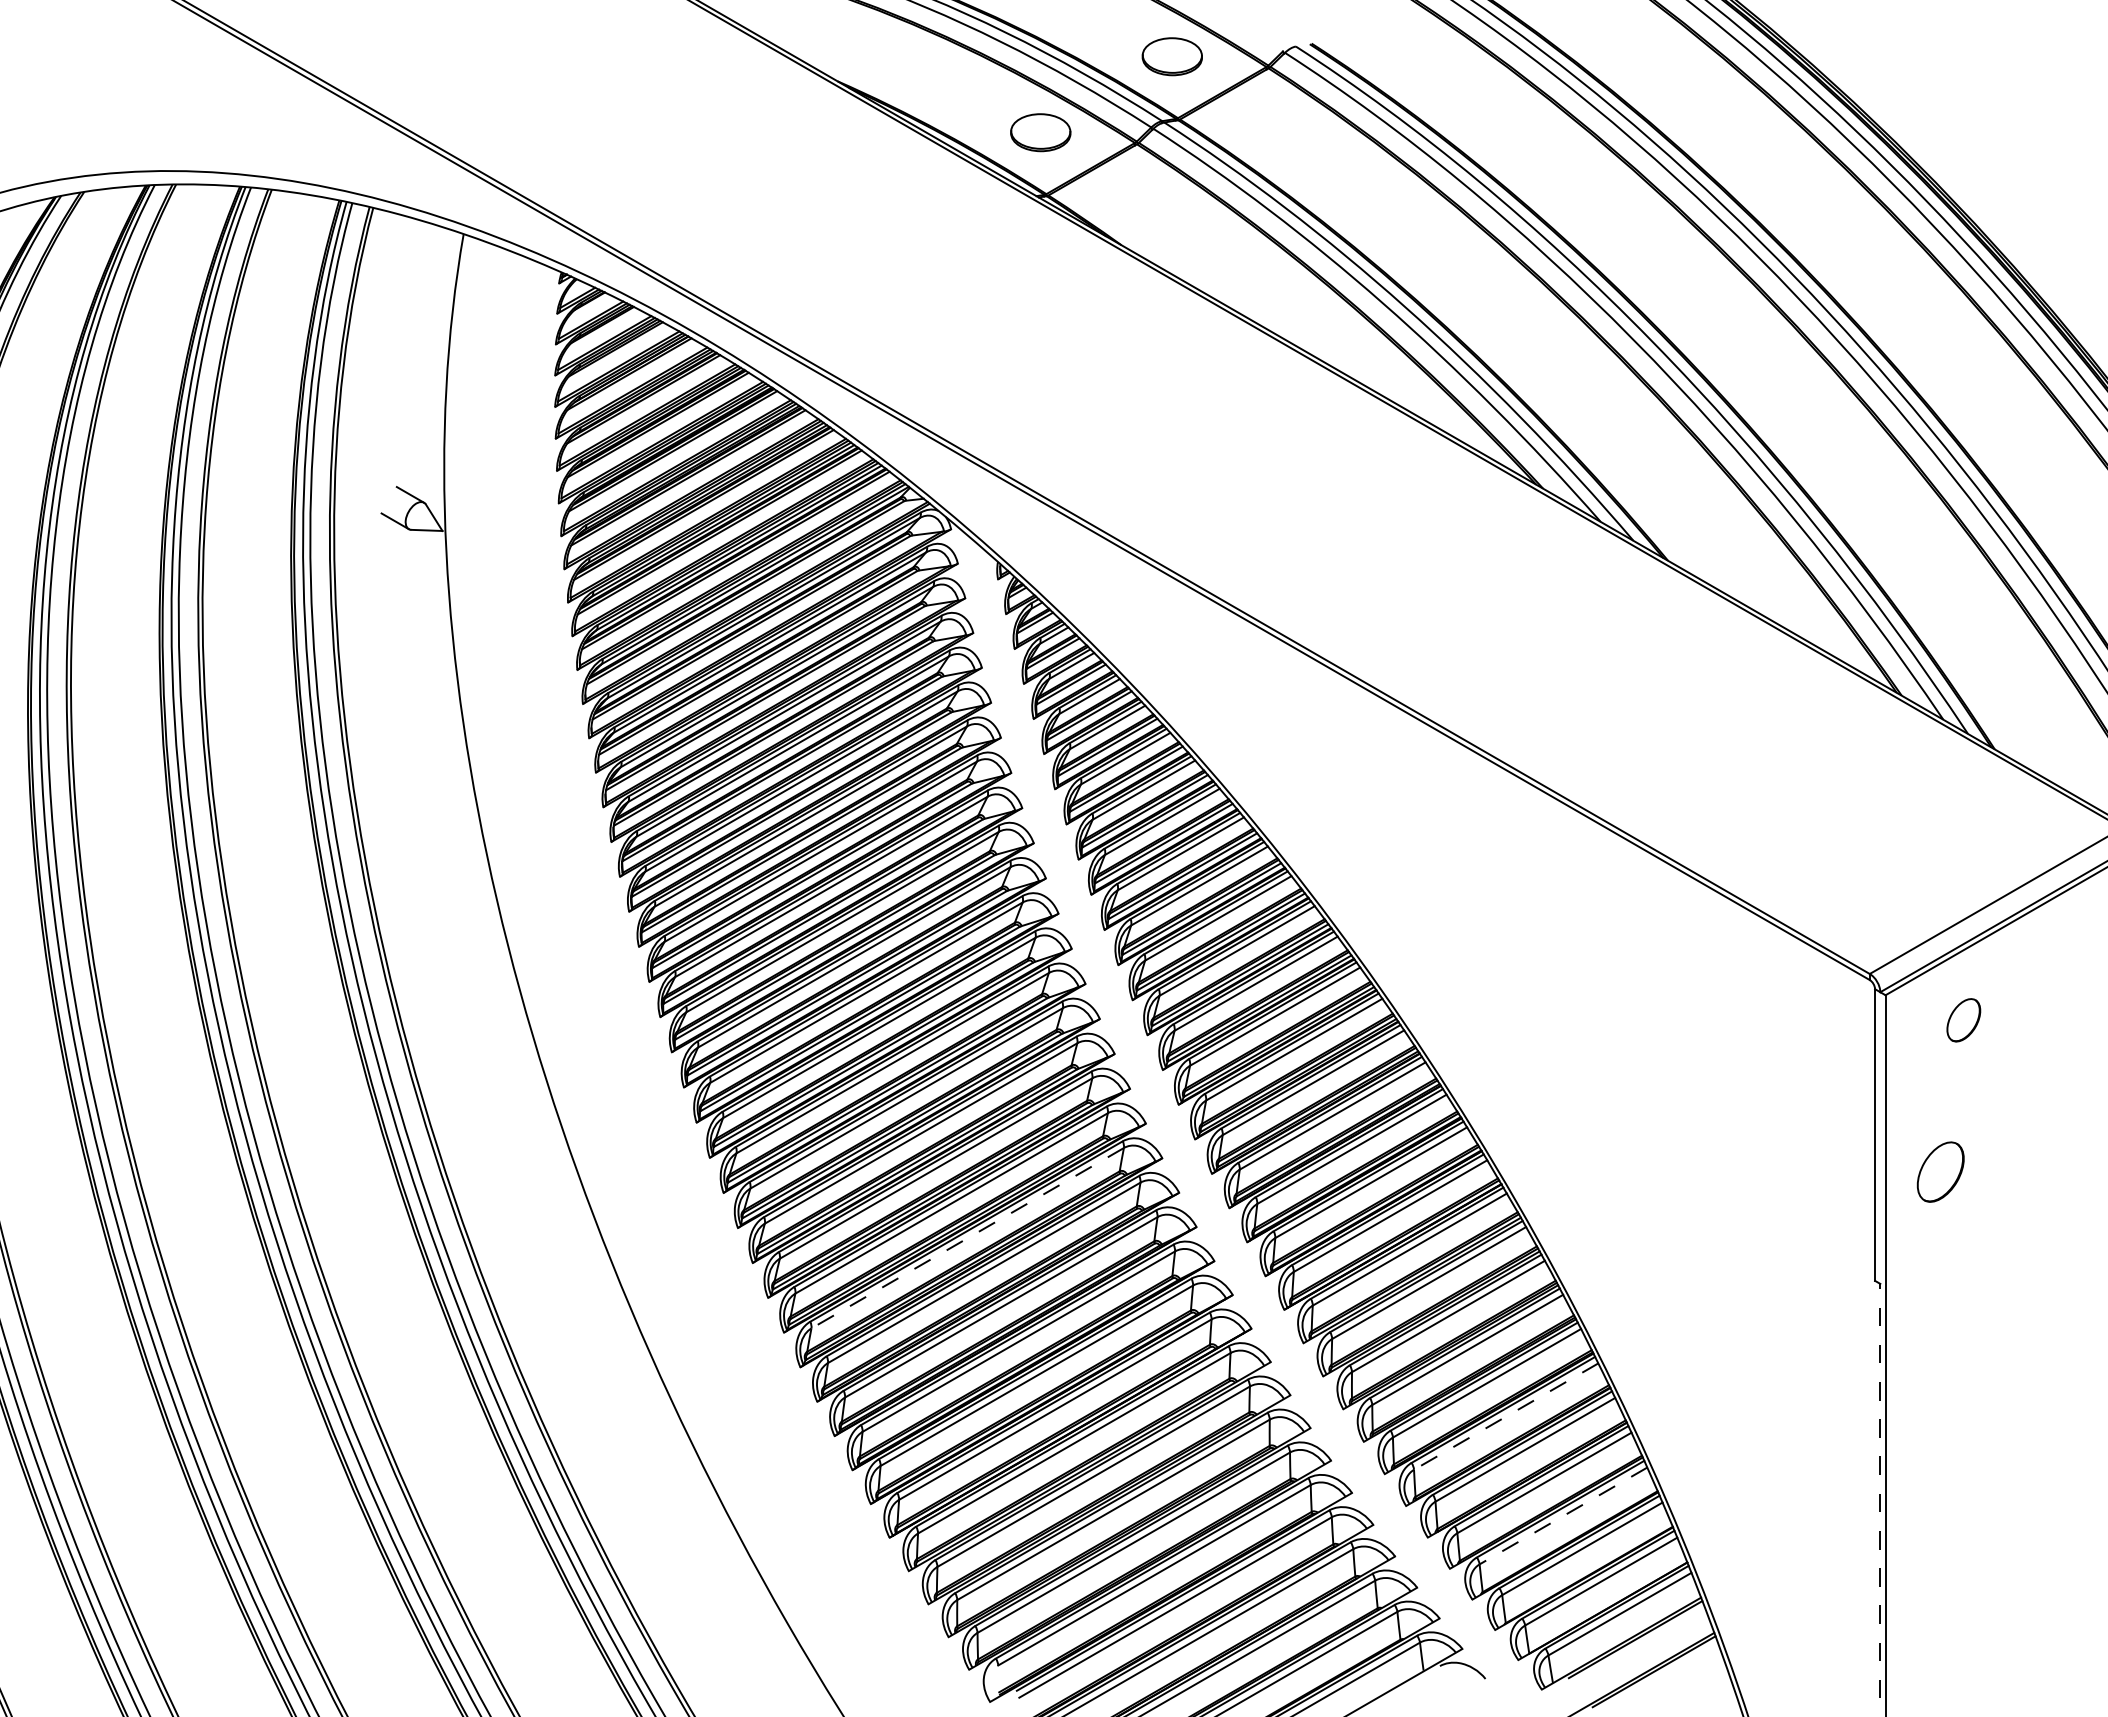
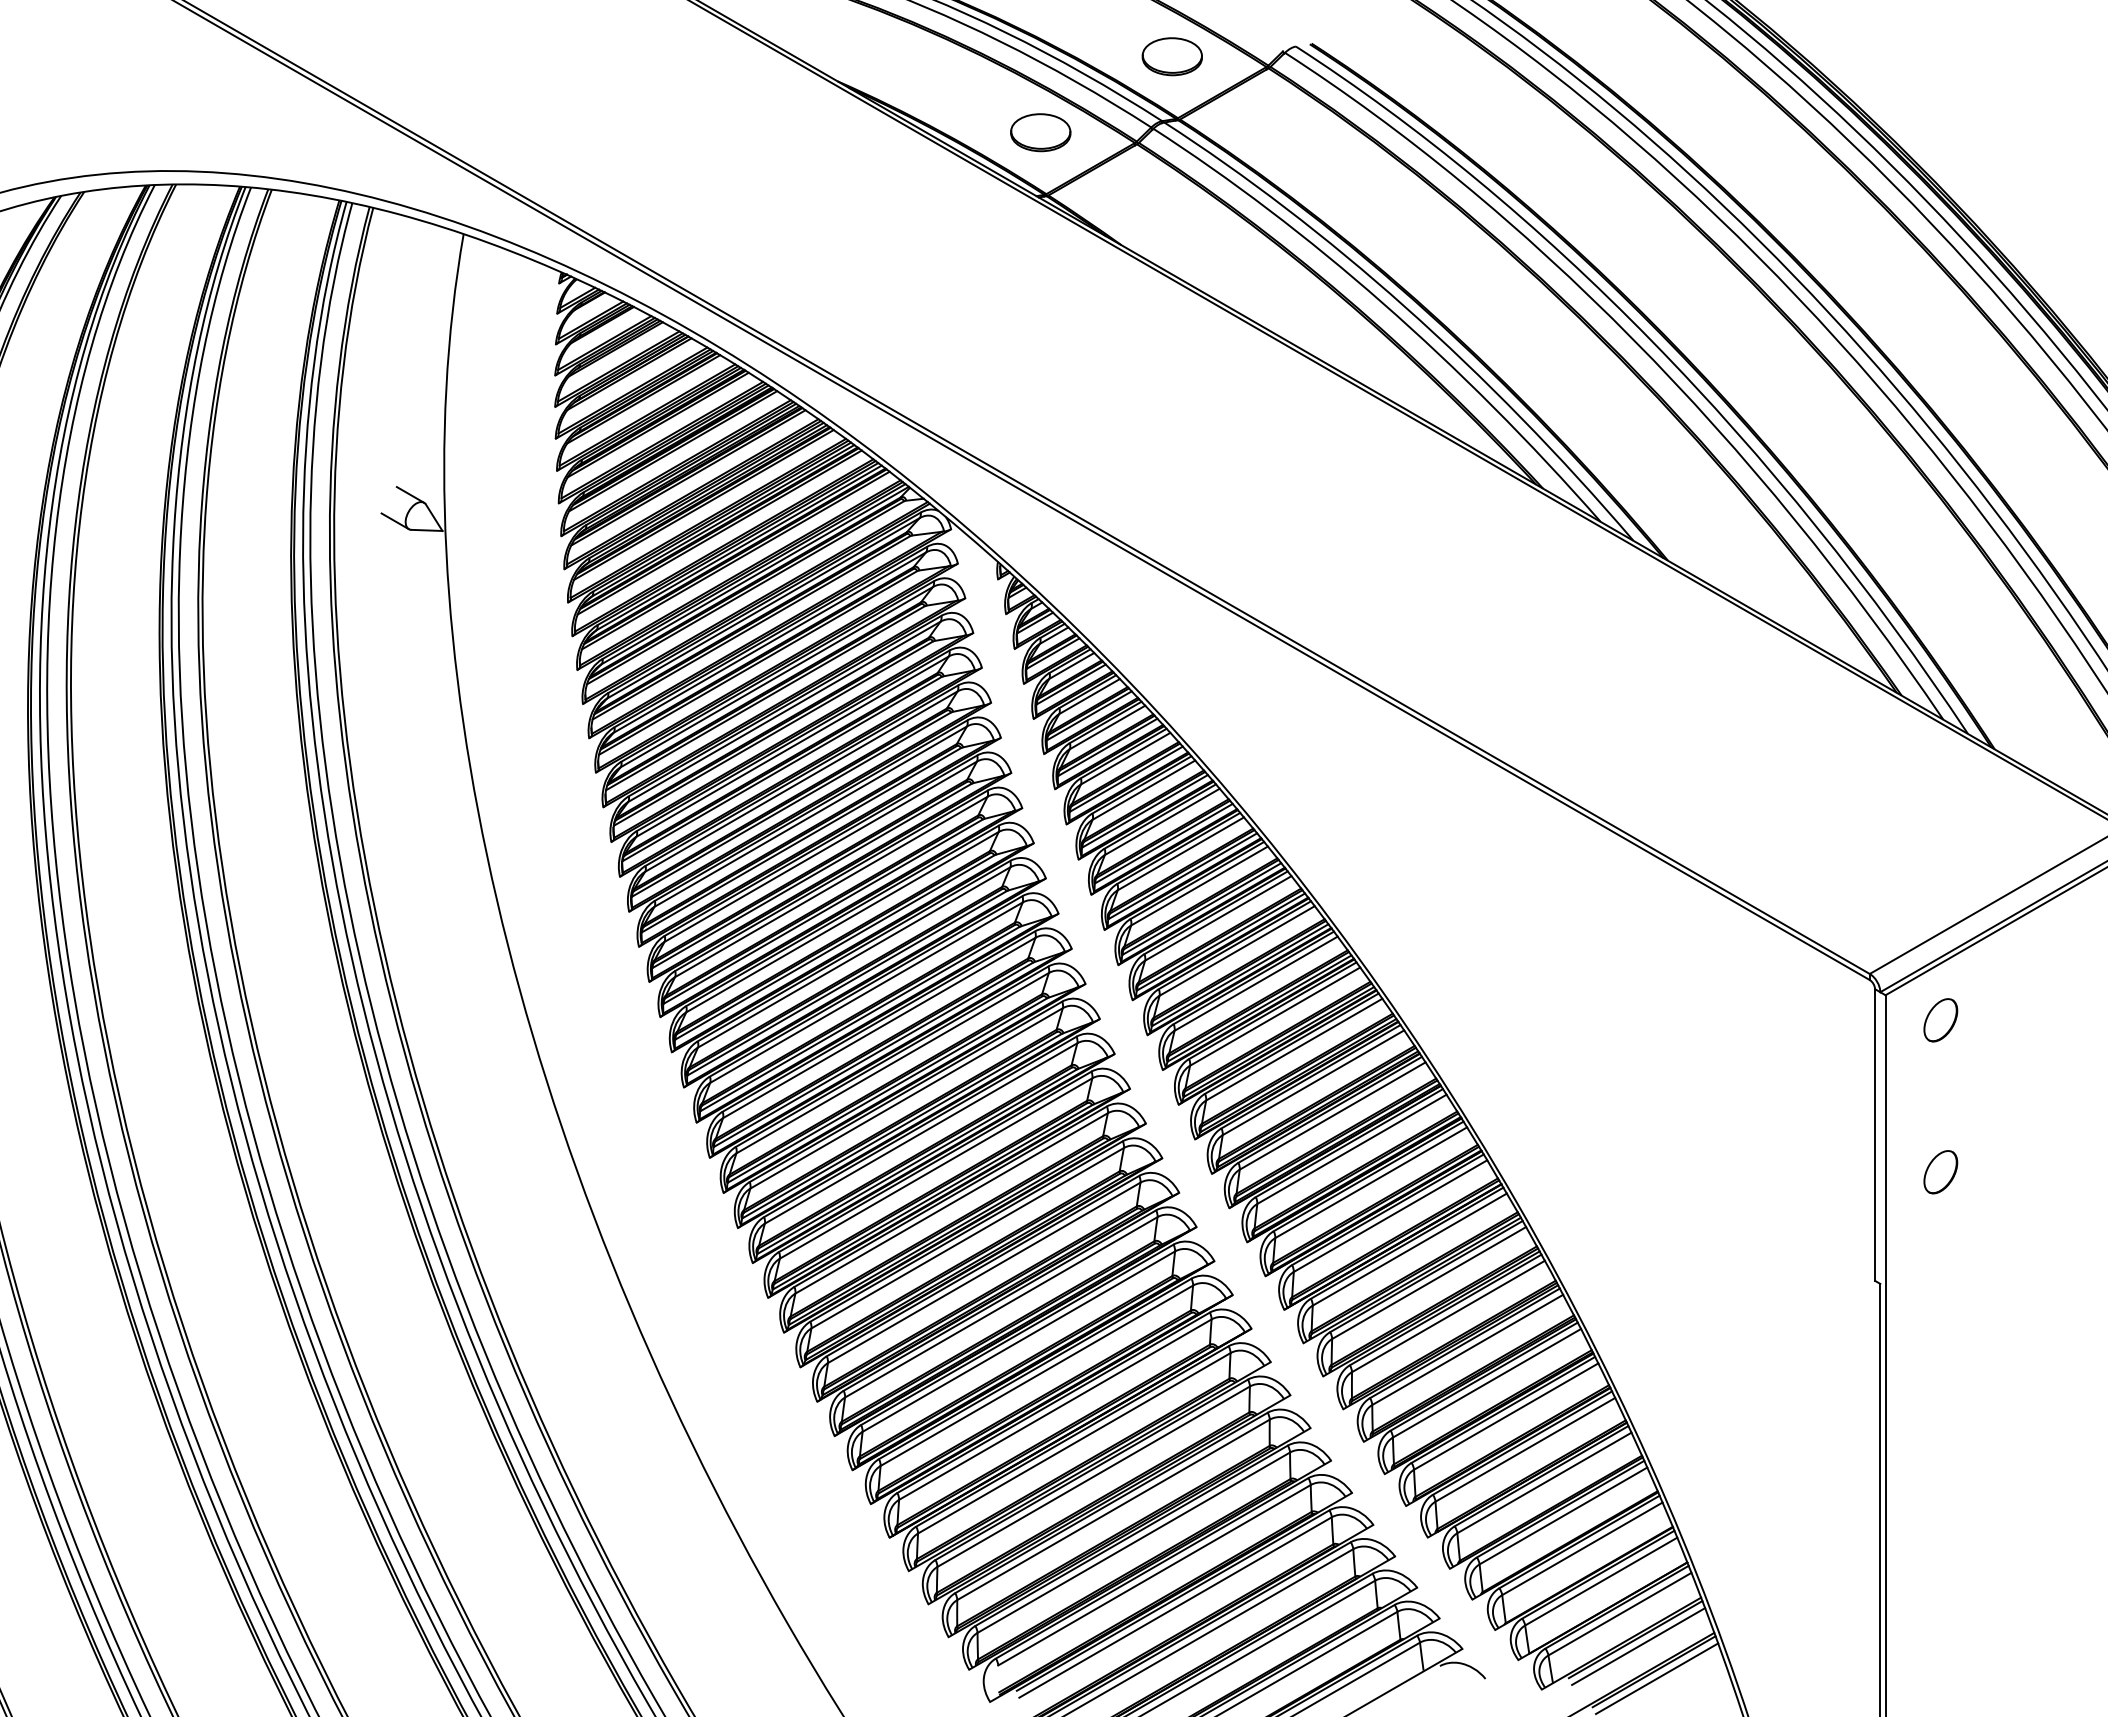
part position: (1963, 1020) -> (1940, 1020) (1940, 1020)
part size: 49x62 px -> 36x45 px (1940, 1172)
line: dashed -> solid (967, 1238)
line: dashed -> solid (1505, 1416)
line: dashed -> solid (1880, 1499)
line: dashed -> solid (1563, 1515)
line: none -> present (1638, 1646)
line: none -> present (1657, 1678)
